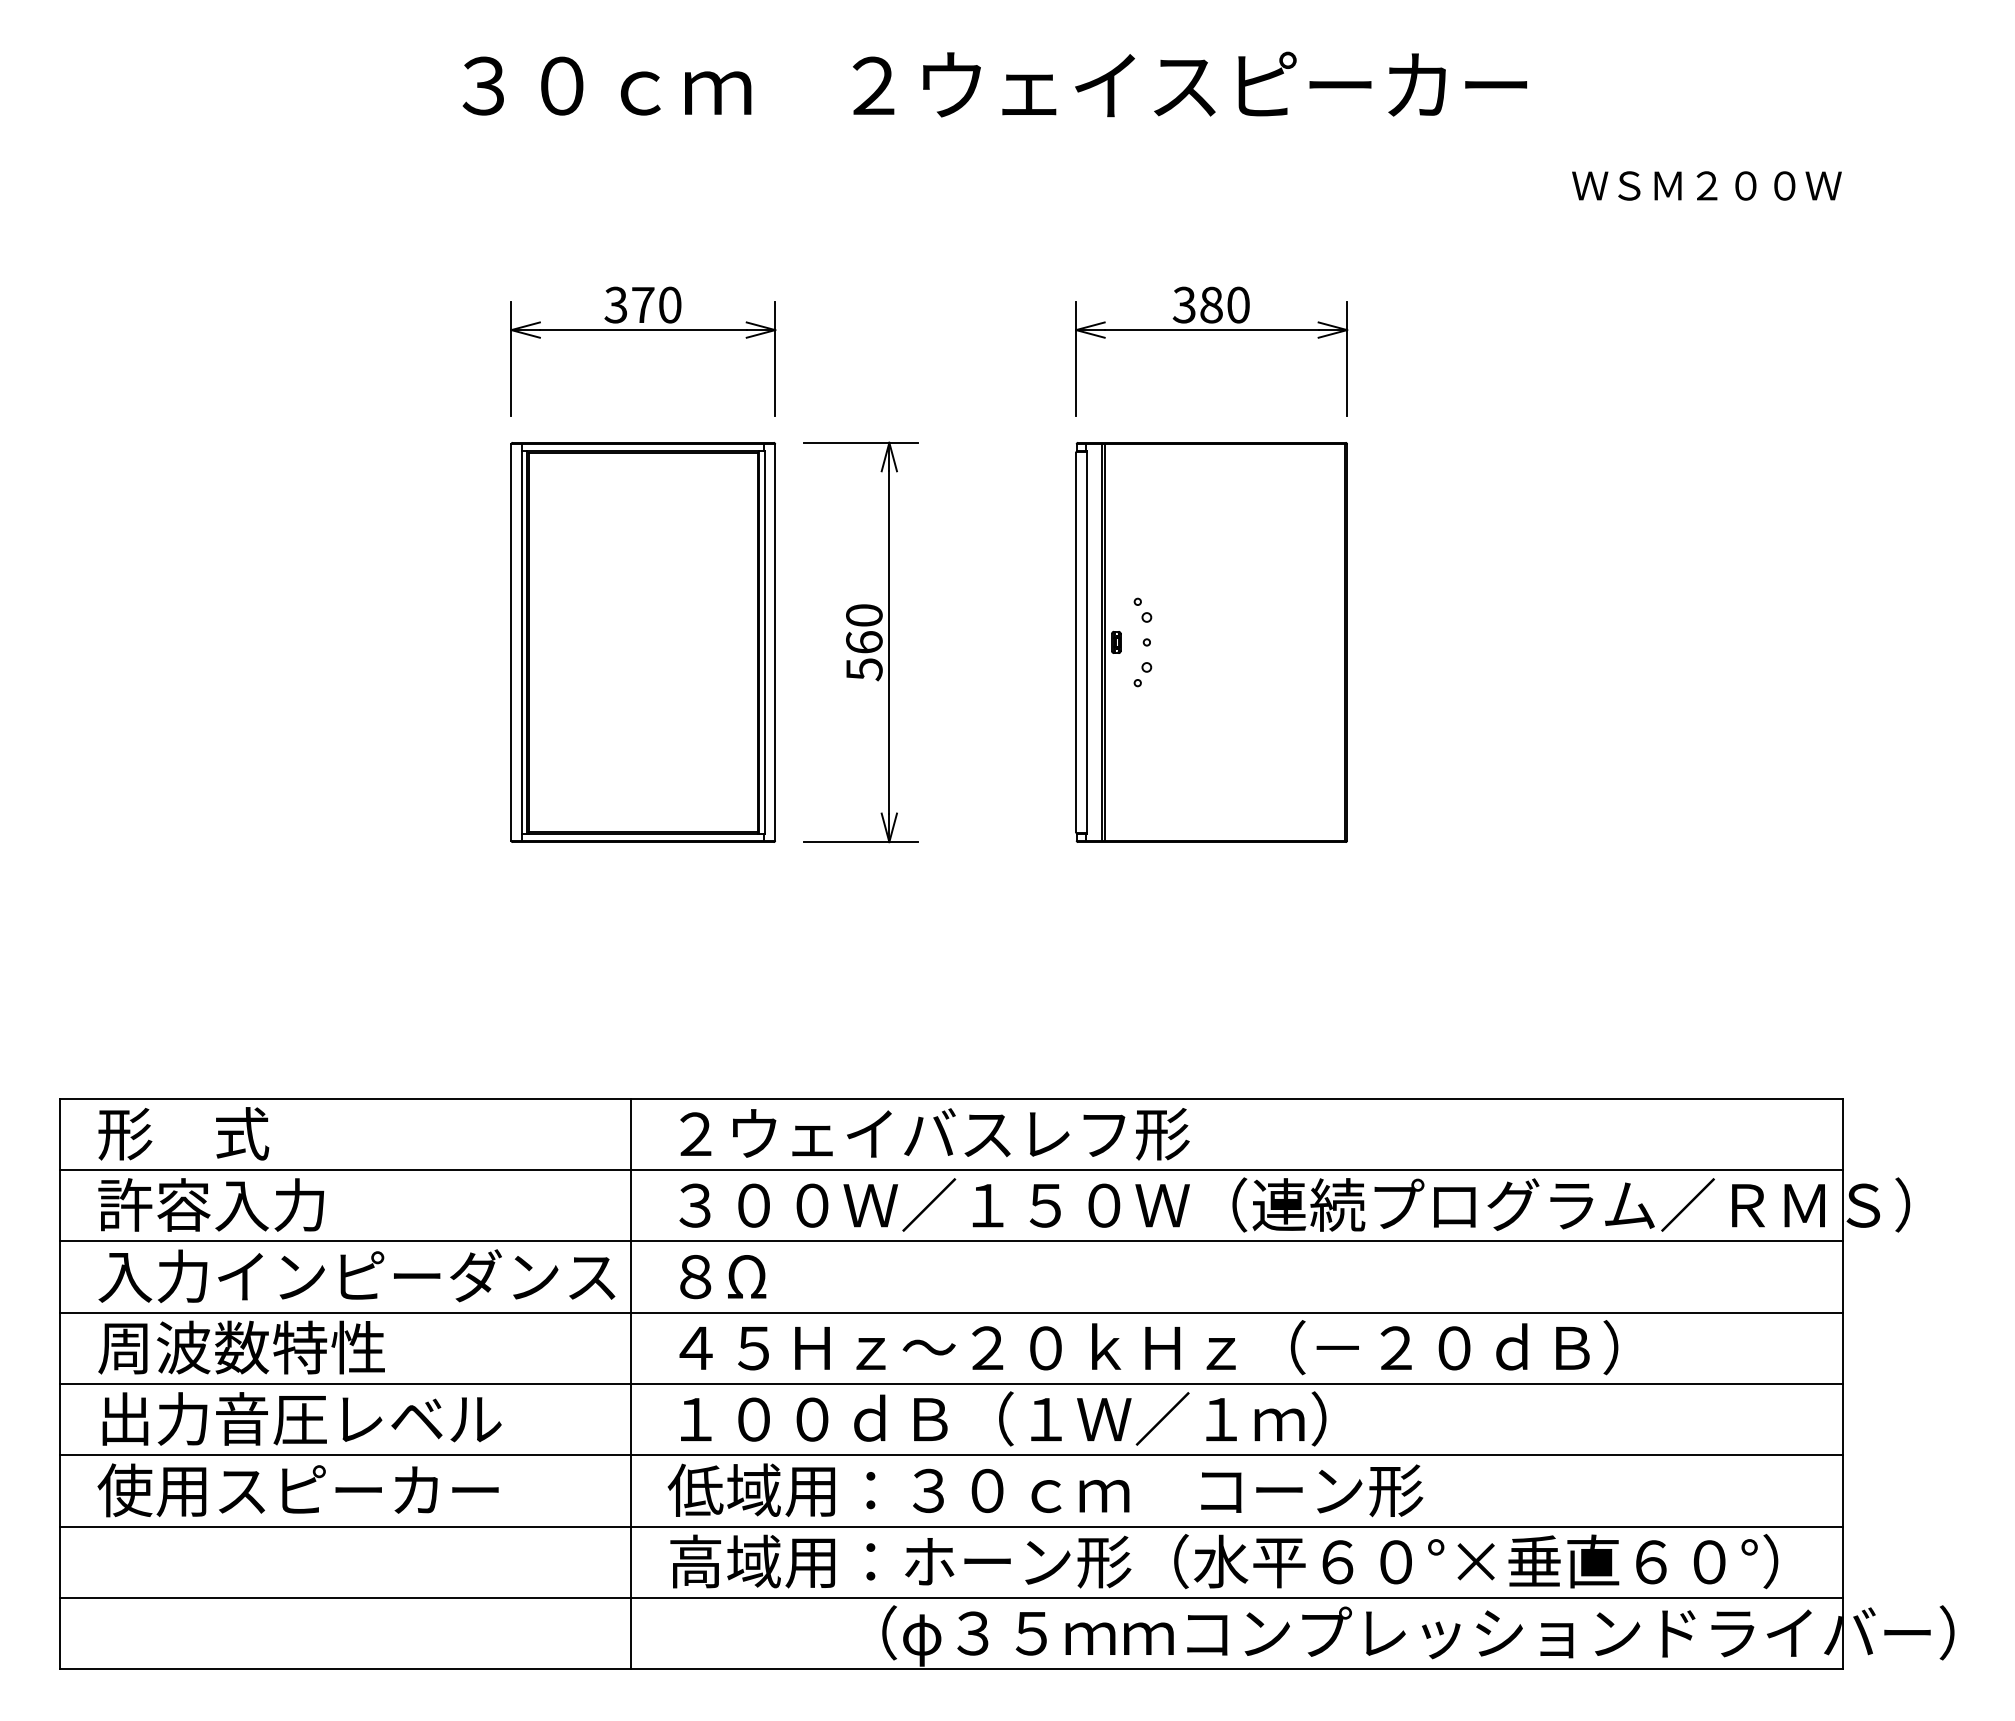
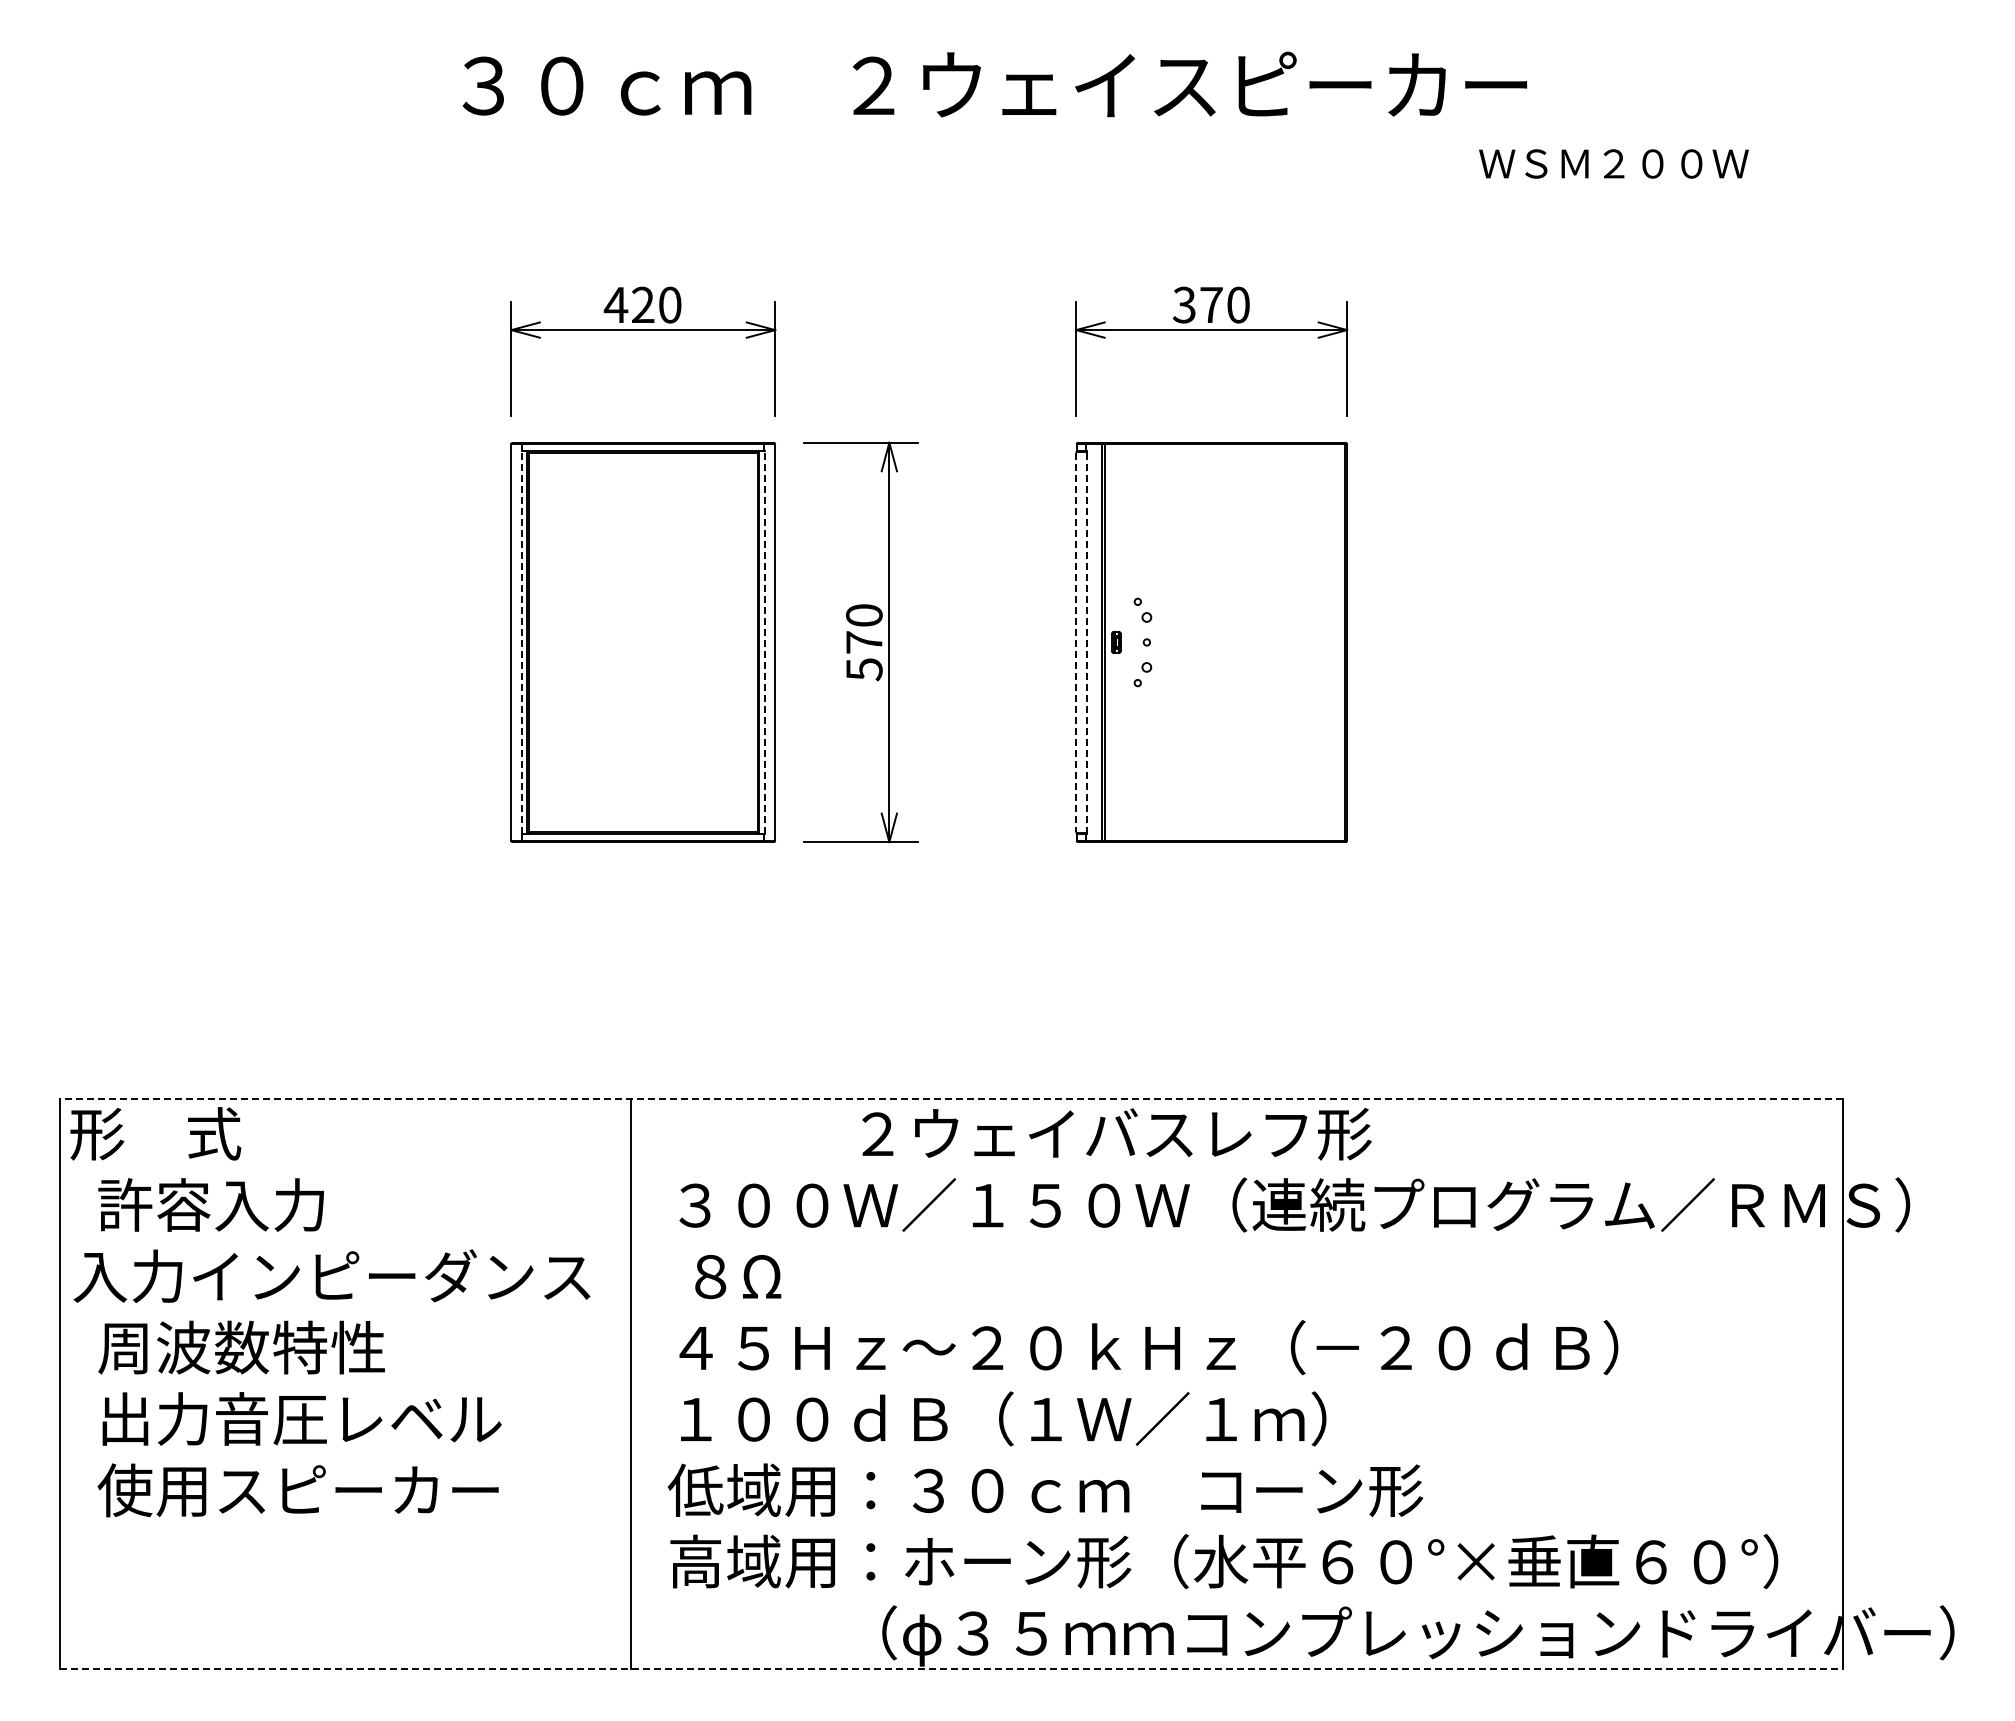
text position: (1706, 185) -> (1613, 163) (1613, 163)
text: 370 -> 420 (628, 304)
text: 380 -> 370 (1211, 304)
line: solid -> dashed (521, 641)
line: solid -> dashed (764, 641)
line: solid -> dashed (1086, 641)
text: 560 -> 570 (864, 642)
line: solid -> dashed (1076, 642)
line: solid -> dashed (951, 1098)
text position: (183, 1133) -> (155, 1133) (155, 1133)
text position: (934, 1134) -> (1116, 1134) (1116, 1134)
line: present -> none (951, 1170)
line: present -> none (951, 1241)
text position: (356, 1275) -> (331, 1275) (331, 1275)
text position: (723, 1277) -> (738, 1277) (738, 1277)
line: present -> none (951, 1312)
line: present -> none (951, 1384)
line: present -> none (951, 1455)
line: present -> none (951, 1526)
line: present -> none (951, 1597)
line: solid -> dashed (952, 1669)
